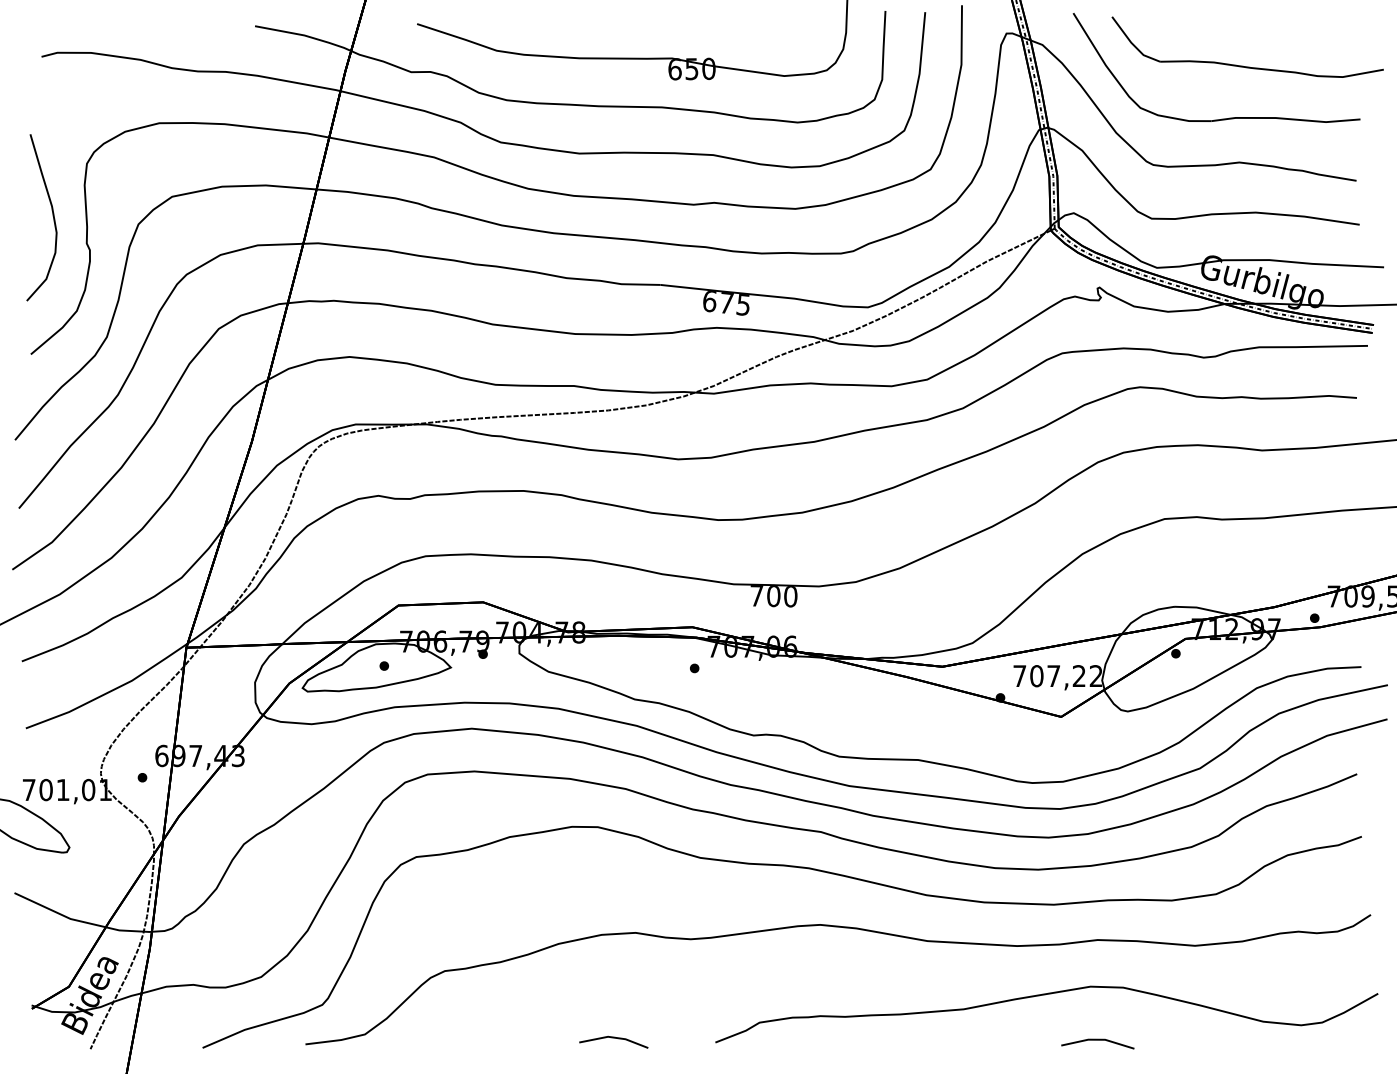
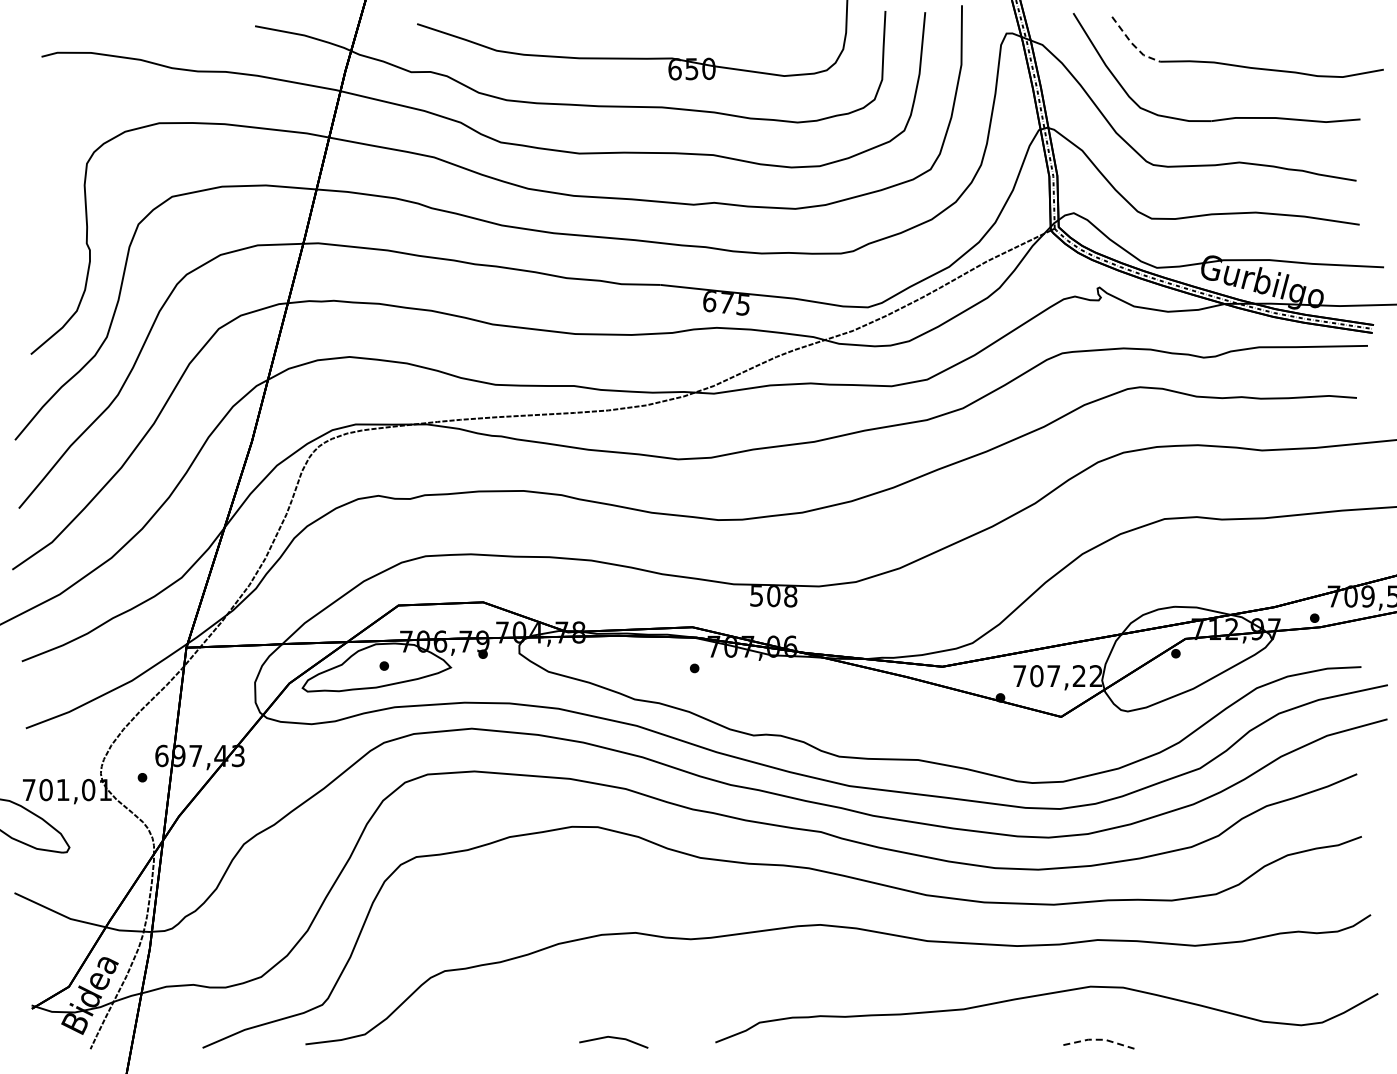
line: solid -> dashed (1132, 44)
curve: present -> none (52, 216)
text: 700 -> 508 (773, 596)
line: solid -> dashed (1098, 1039)
